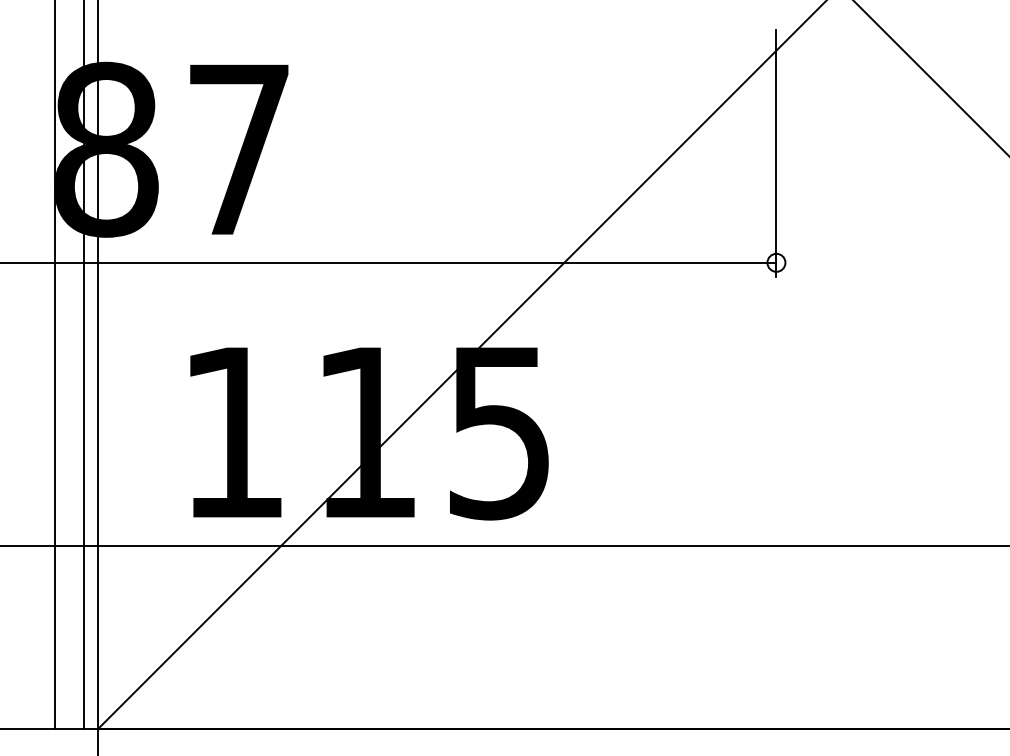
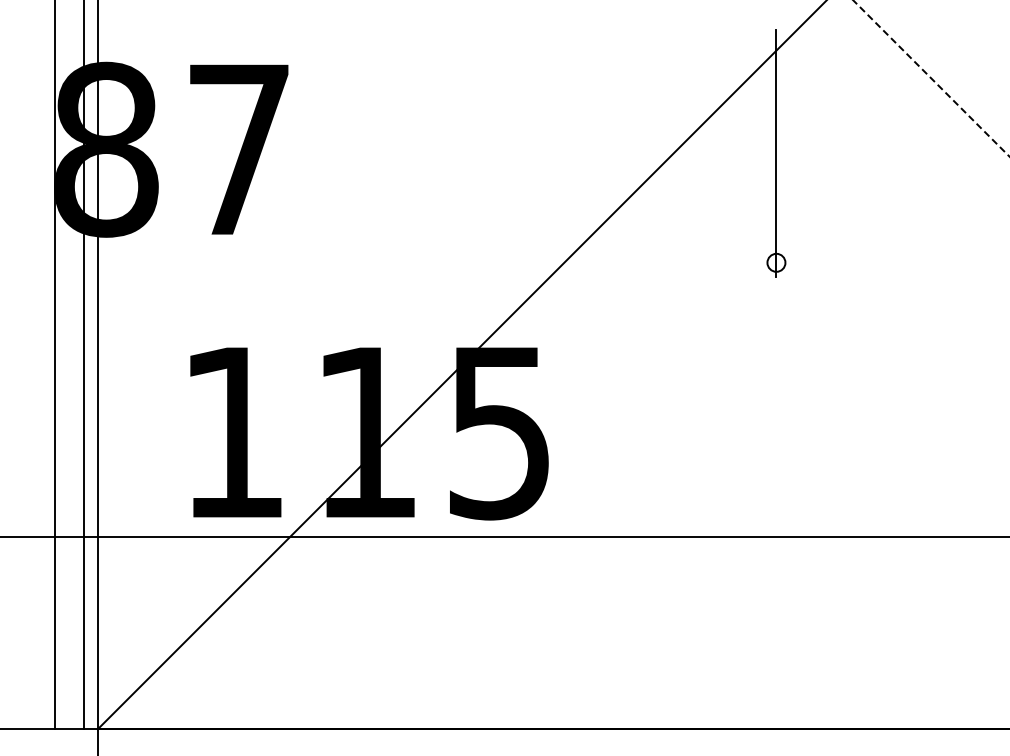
line: solid -> dashed (931, 79)
line: present -> none (389, 262)
line position: (504, 545) -> (504, 536) (504, 536)
